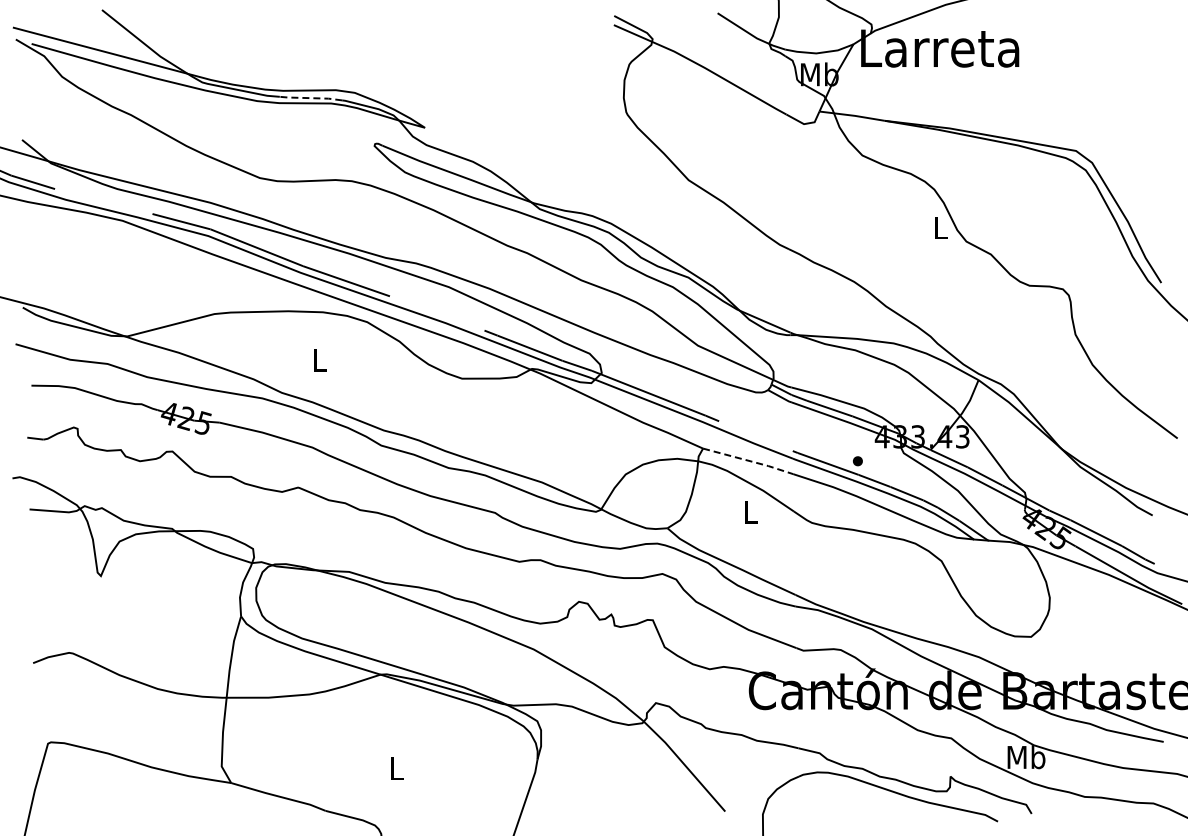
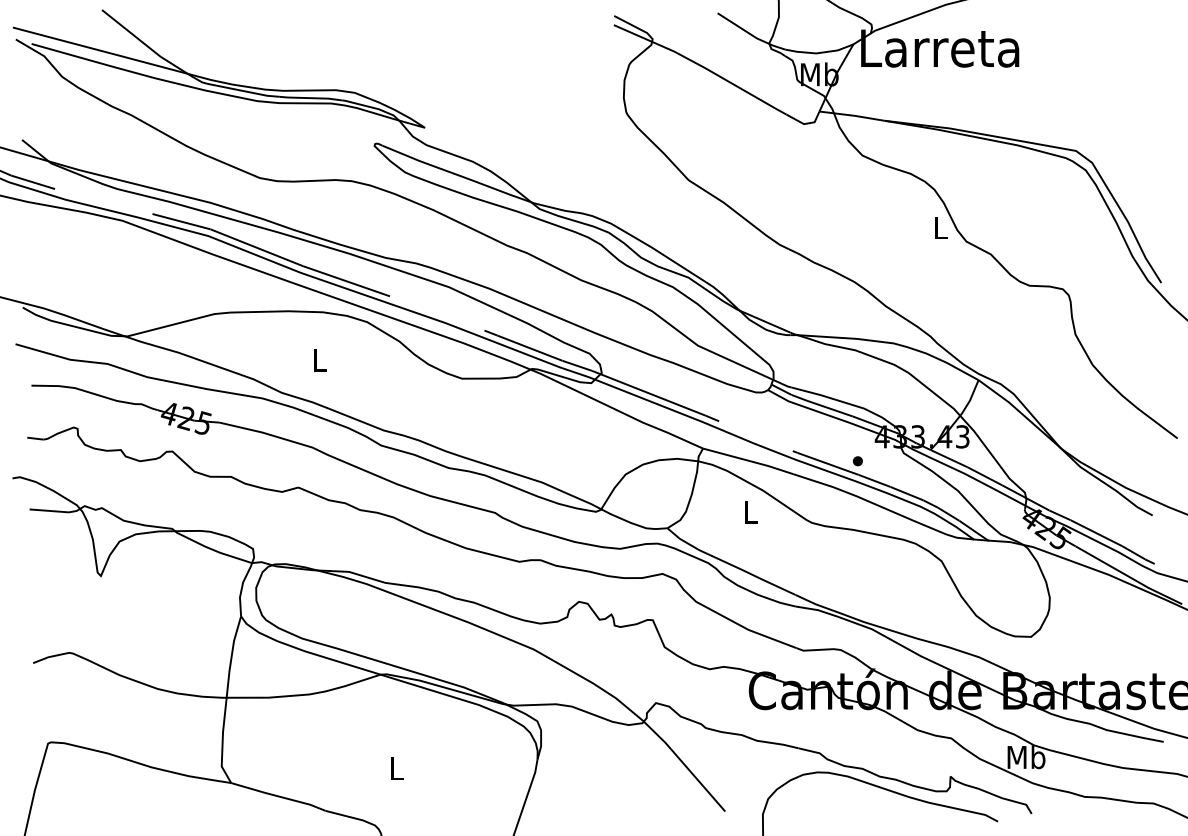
line: dashed -> solid (310, 98)
line: dashed -> solid (749, 460)
